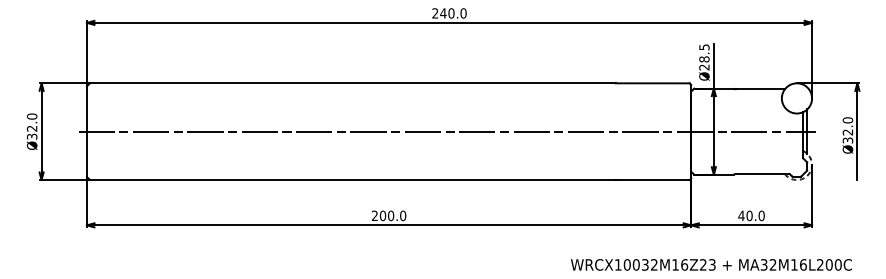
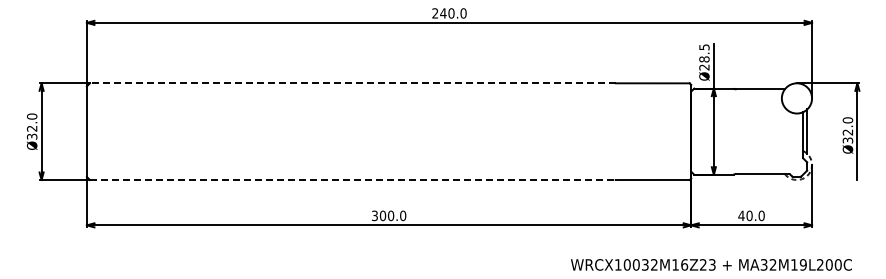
line: solid -> dashed (352, 83)
line: present -> none (446, 131)
line: solid -> dashed (352, 180)
text: 200.0 -> 300.0 (374, 216)
text: MA32M16L200C -> MA32M19L200C (802, 264)
